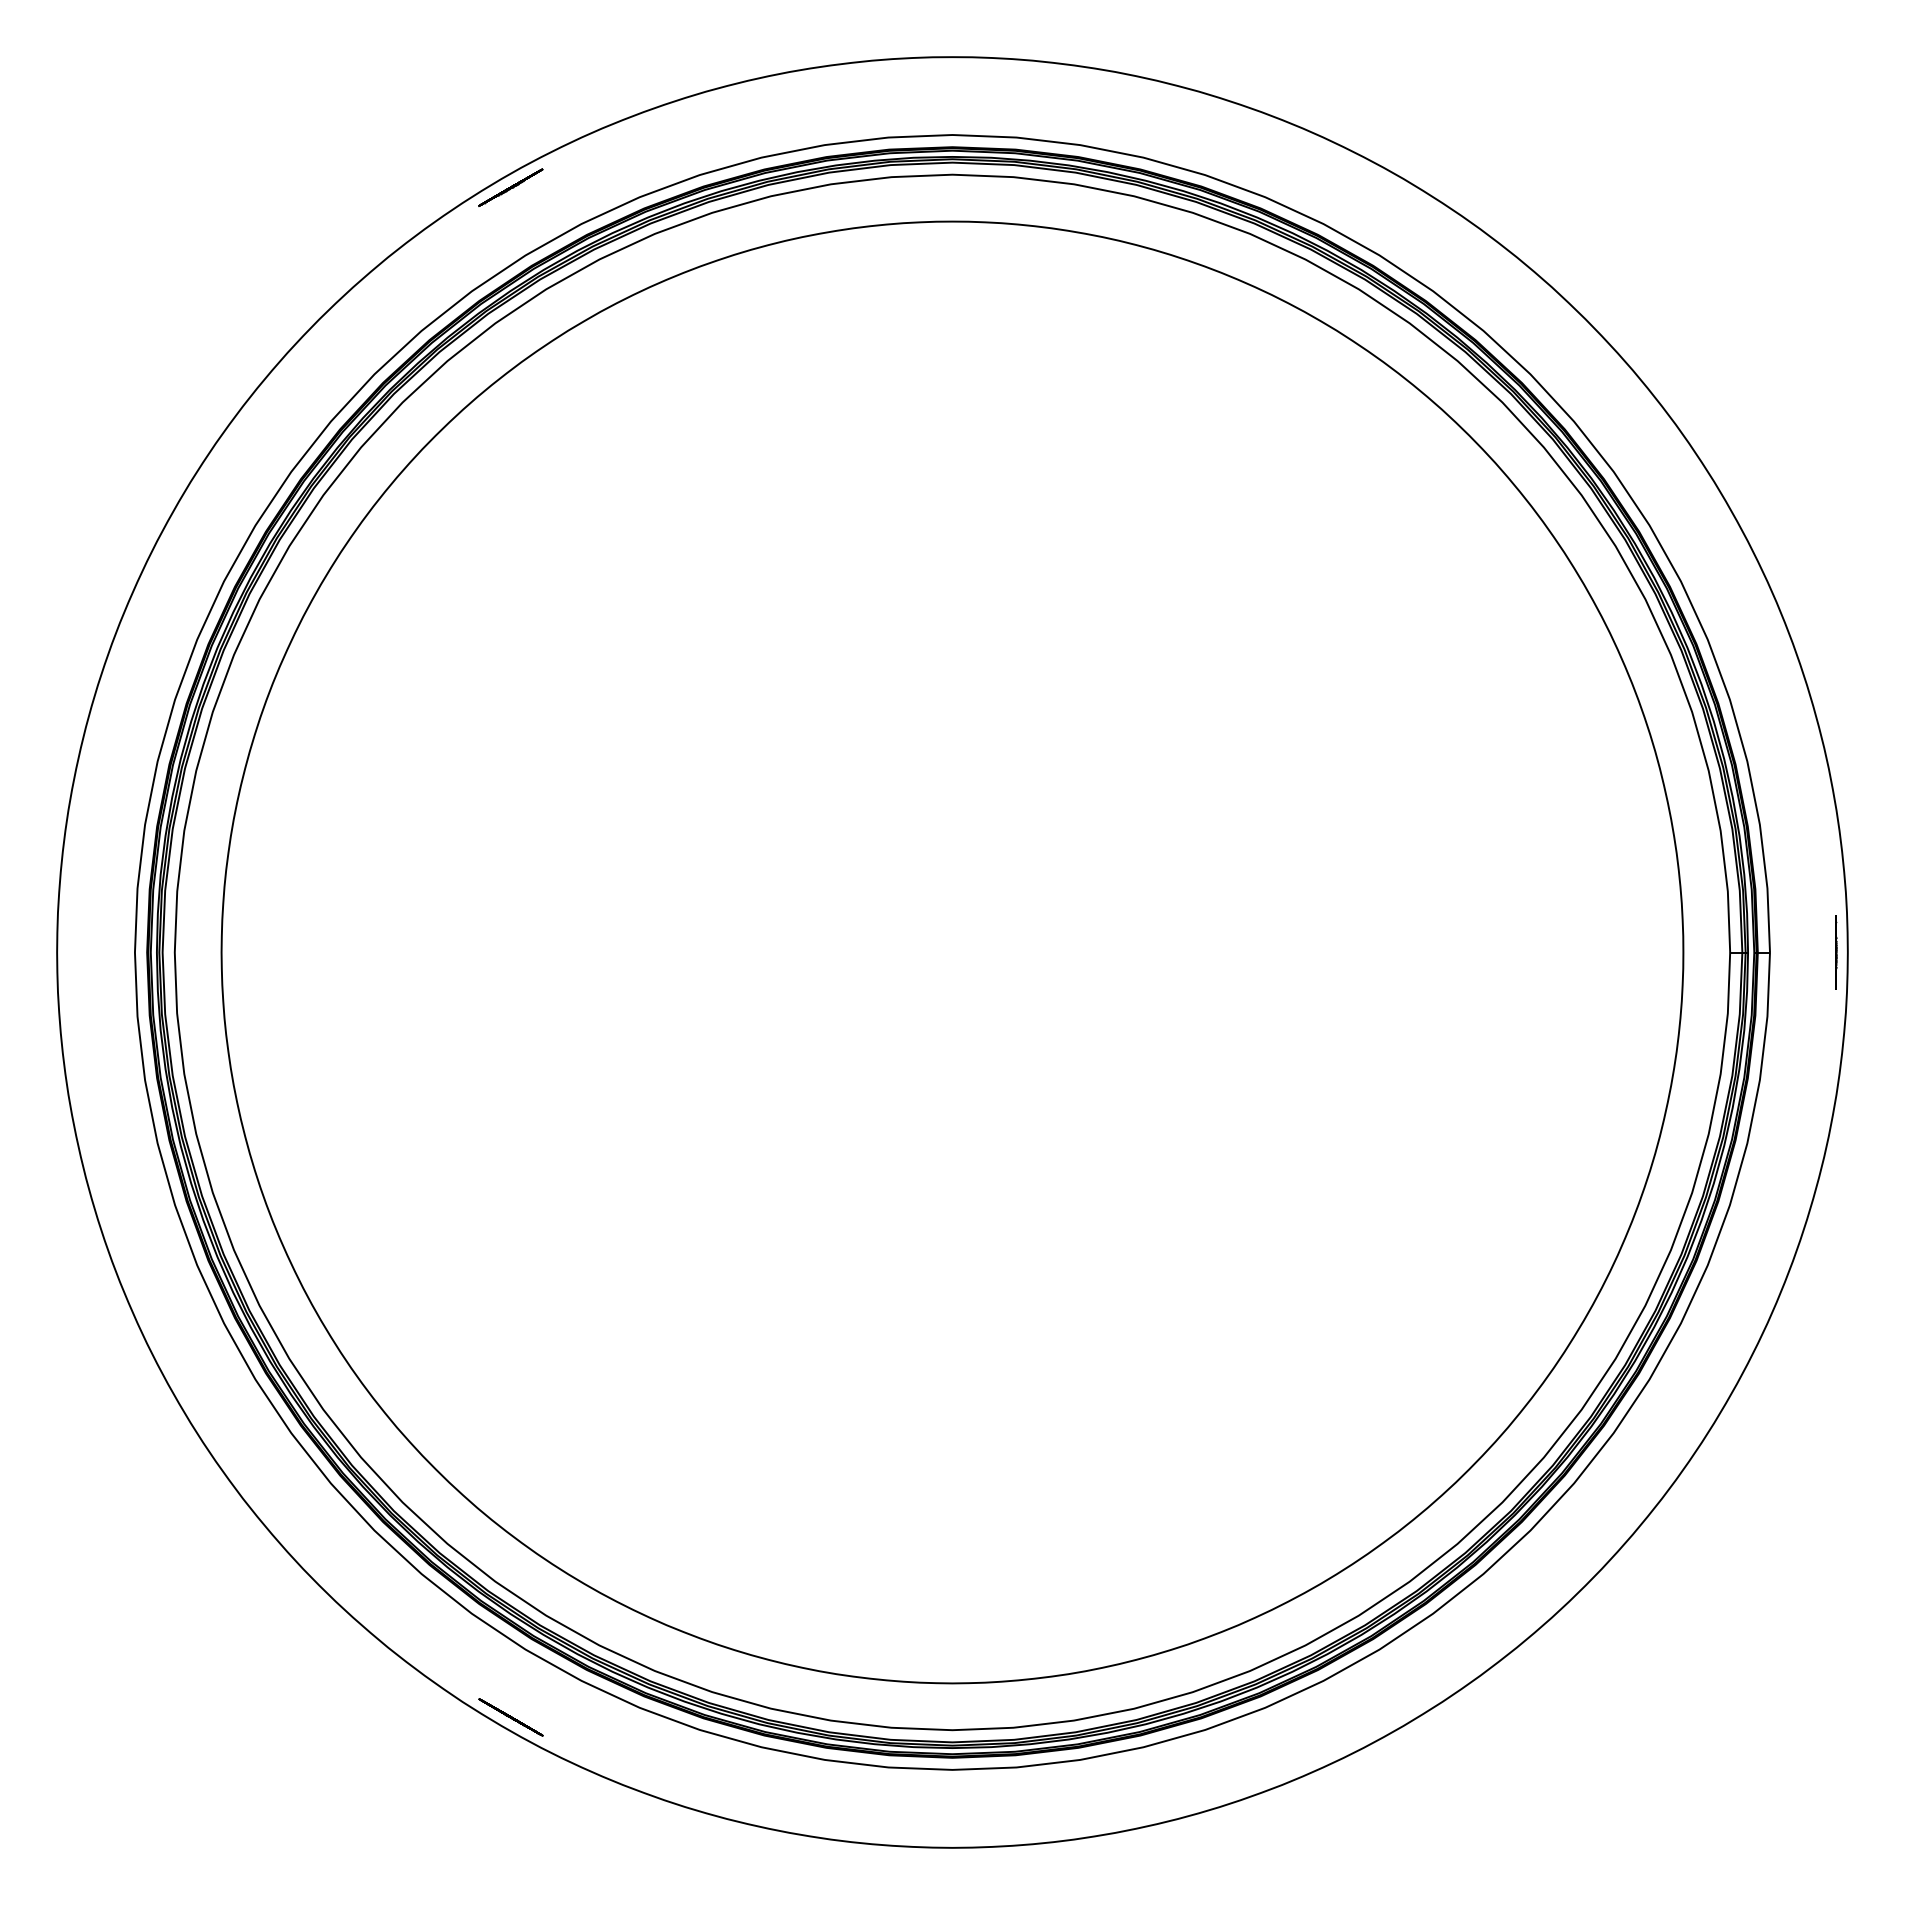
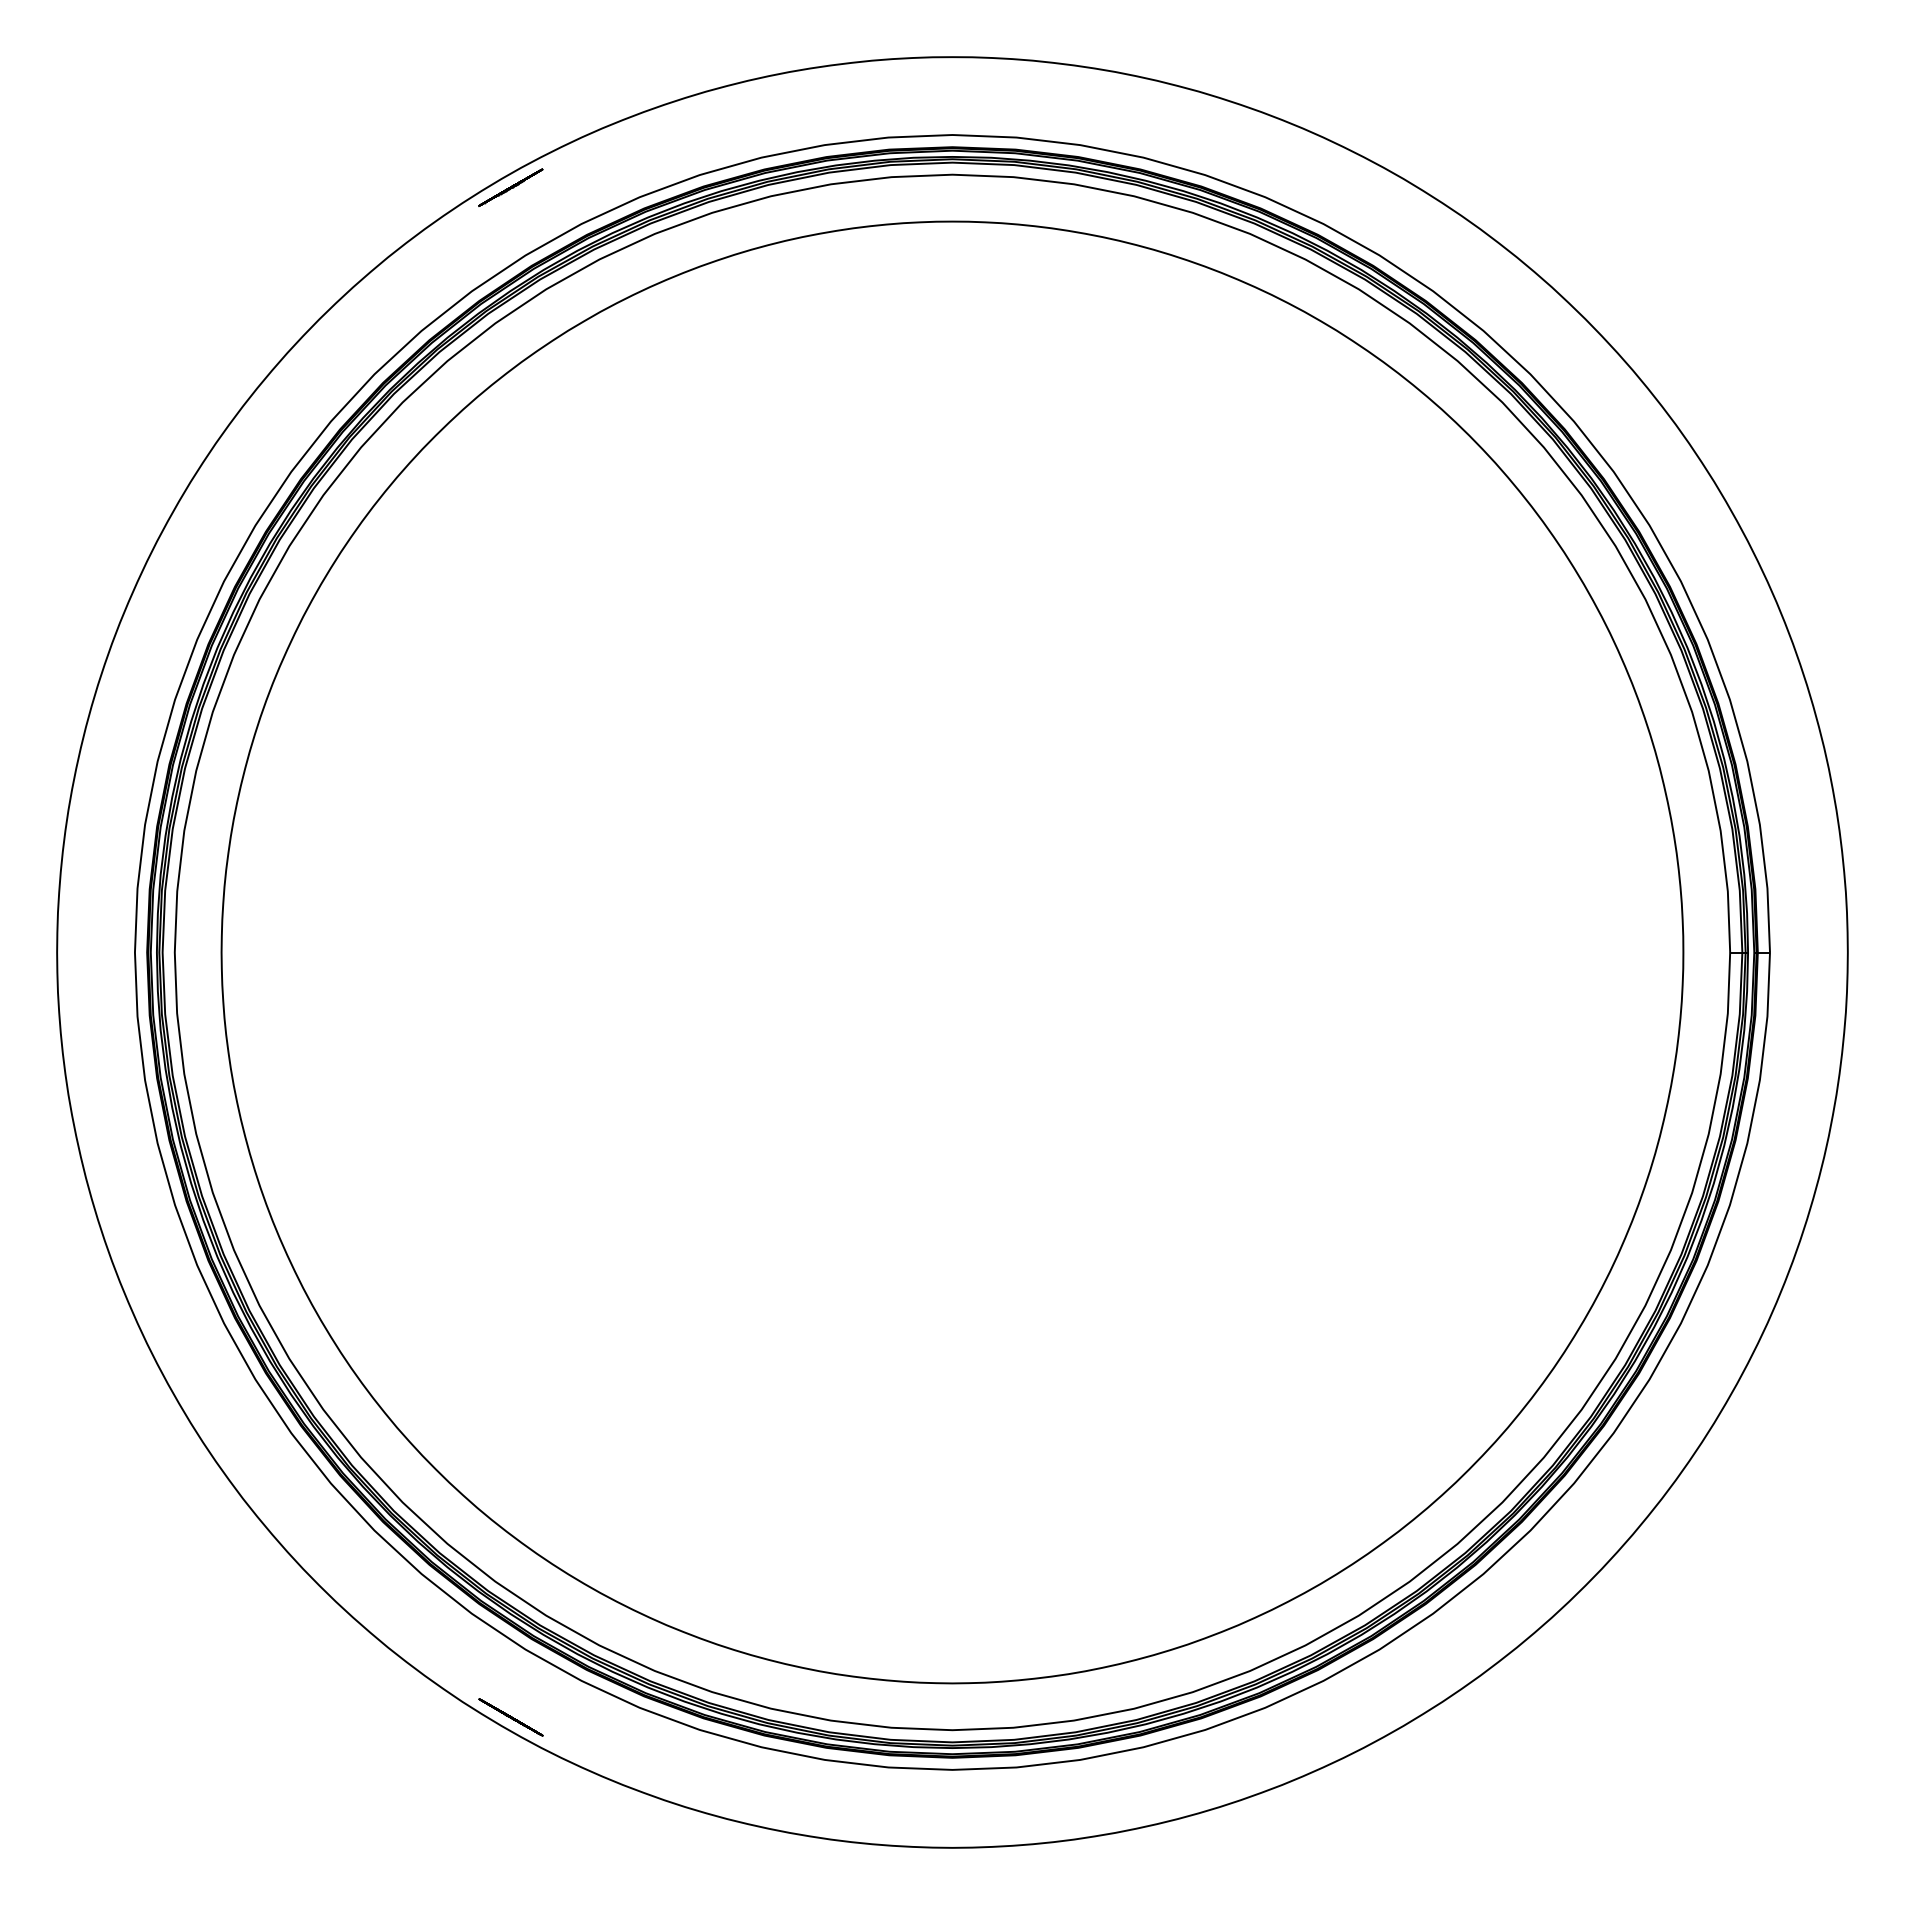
line: present -> none (1836, 952)
